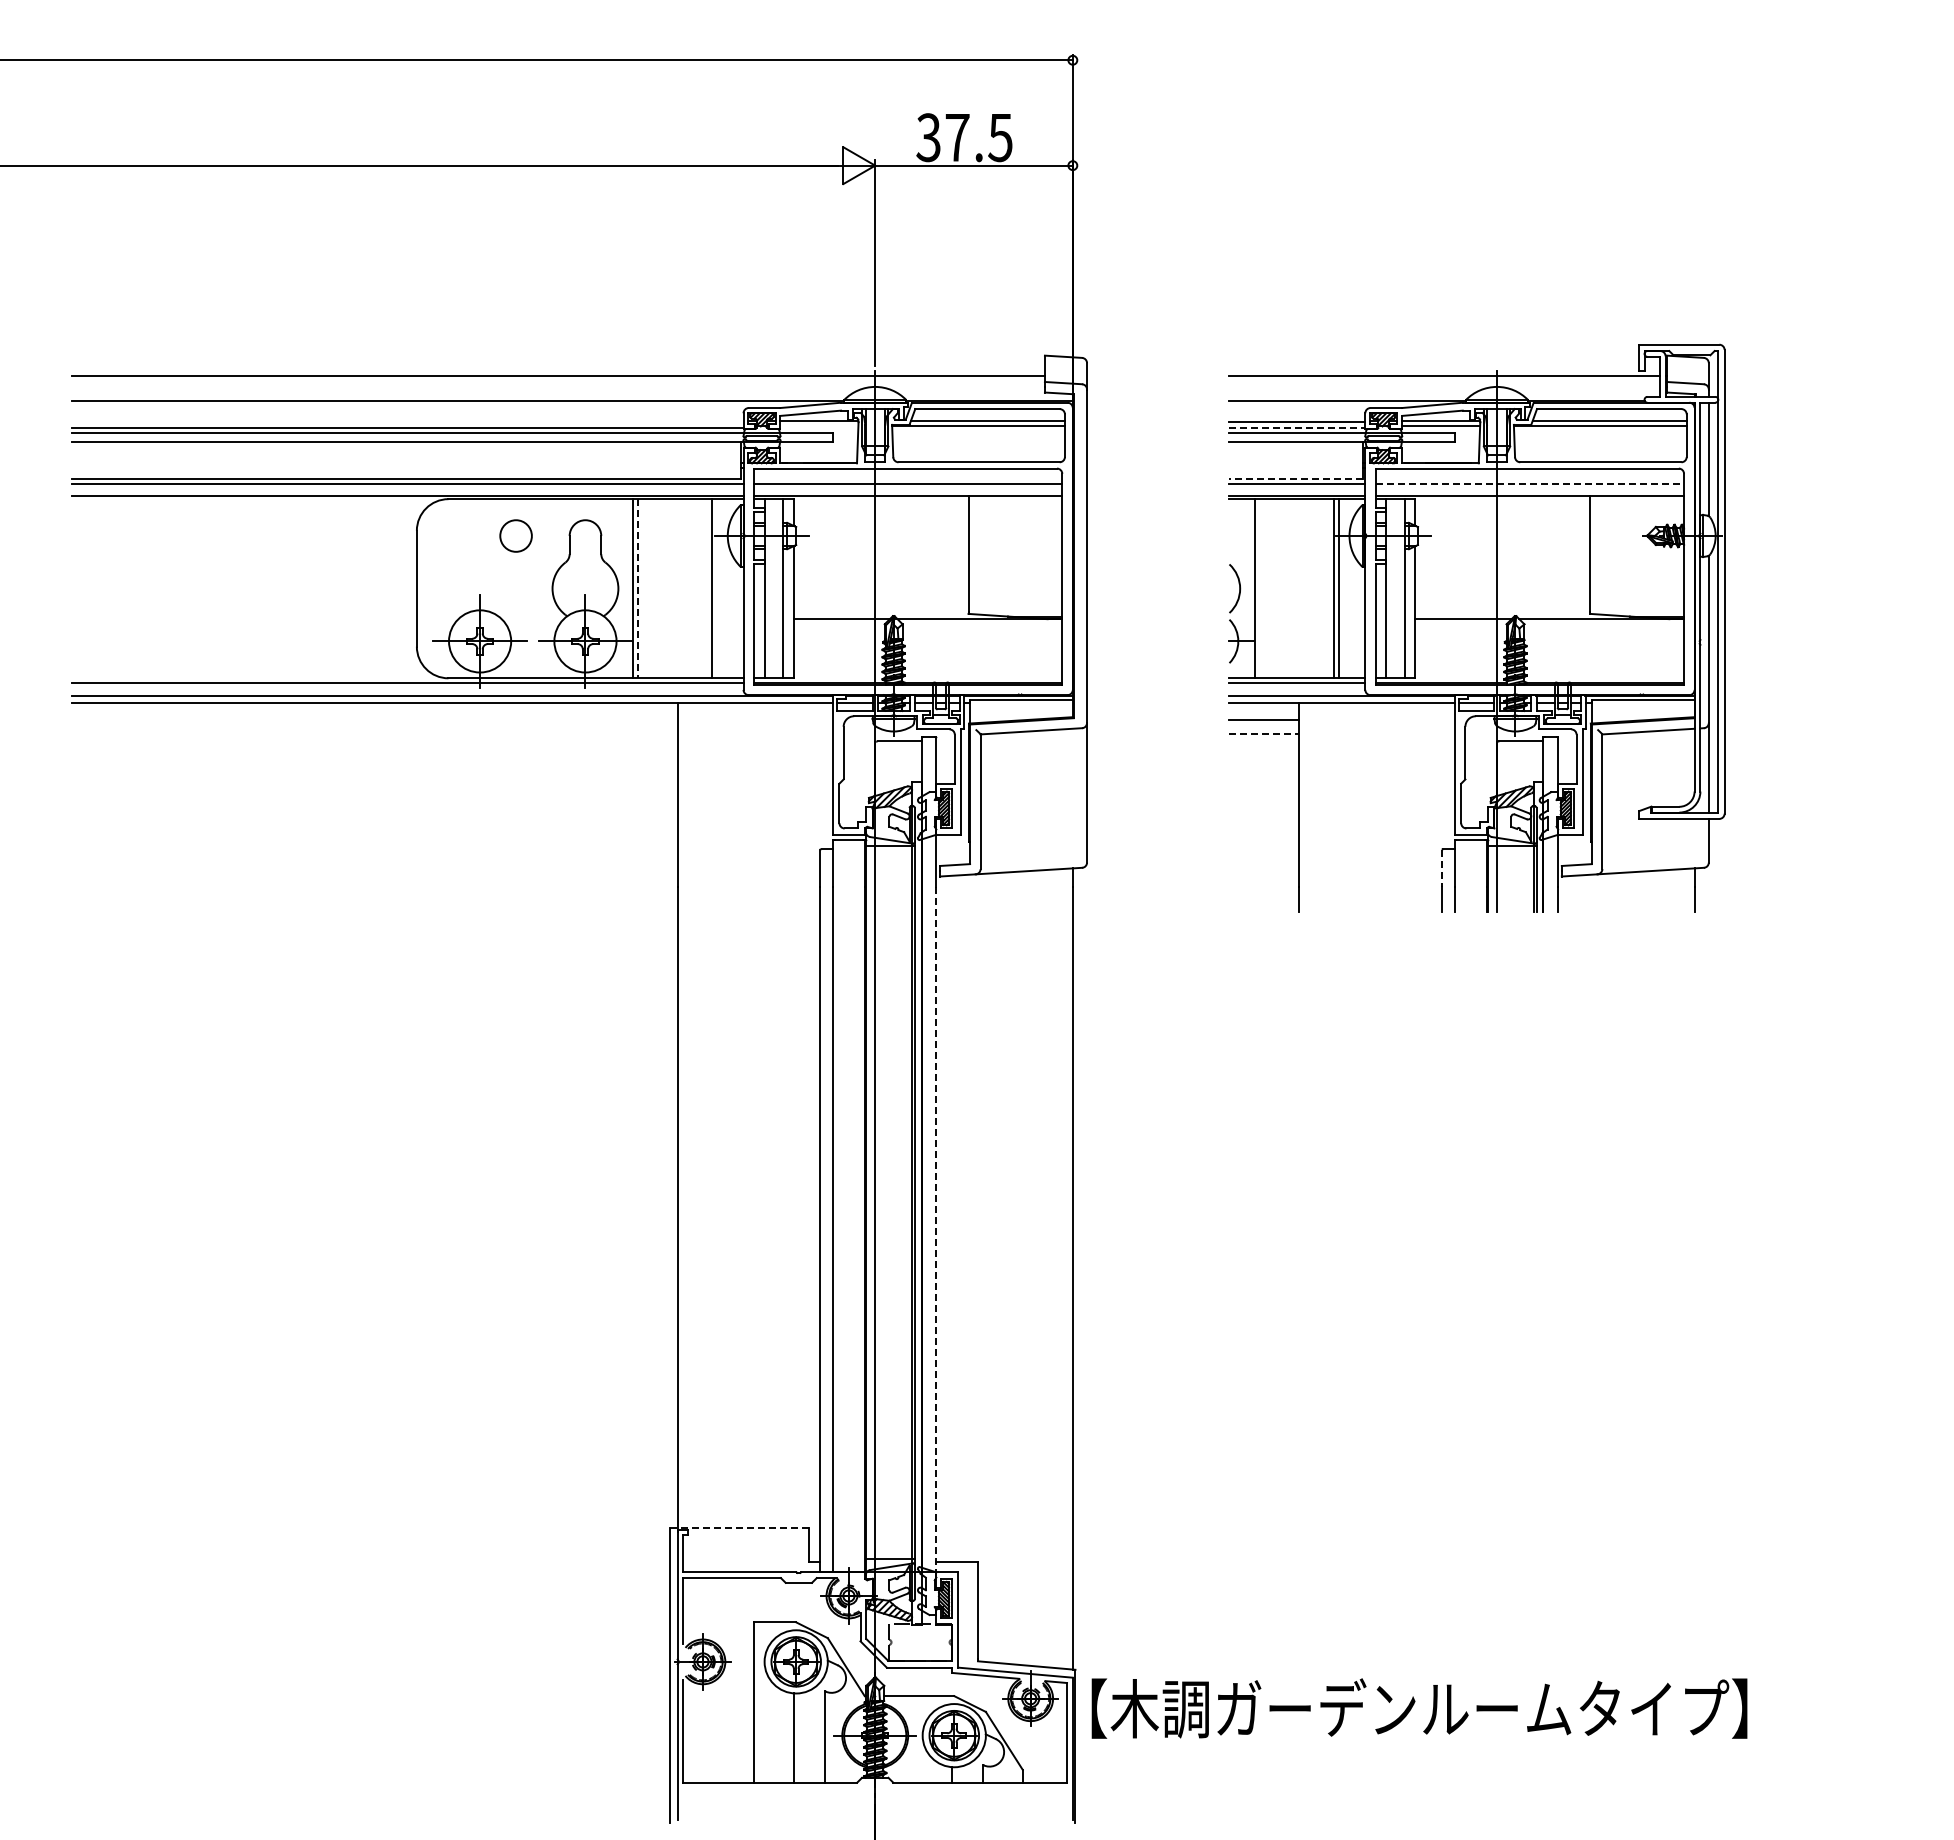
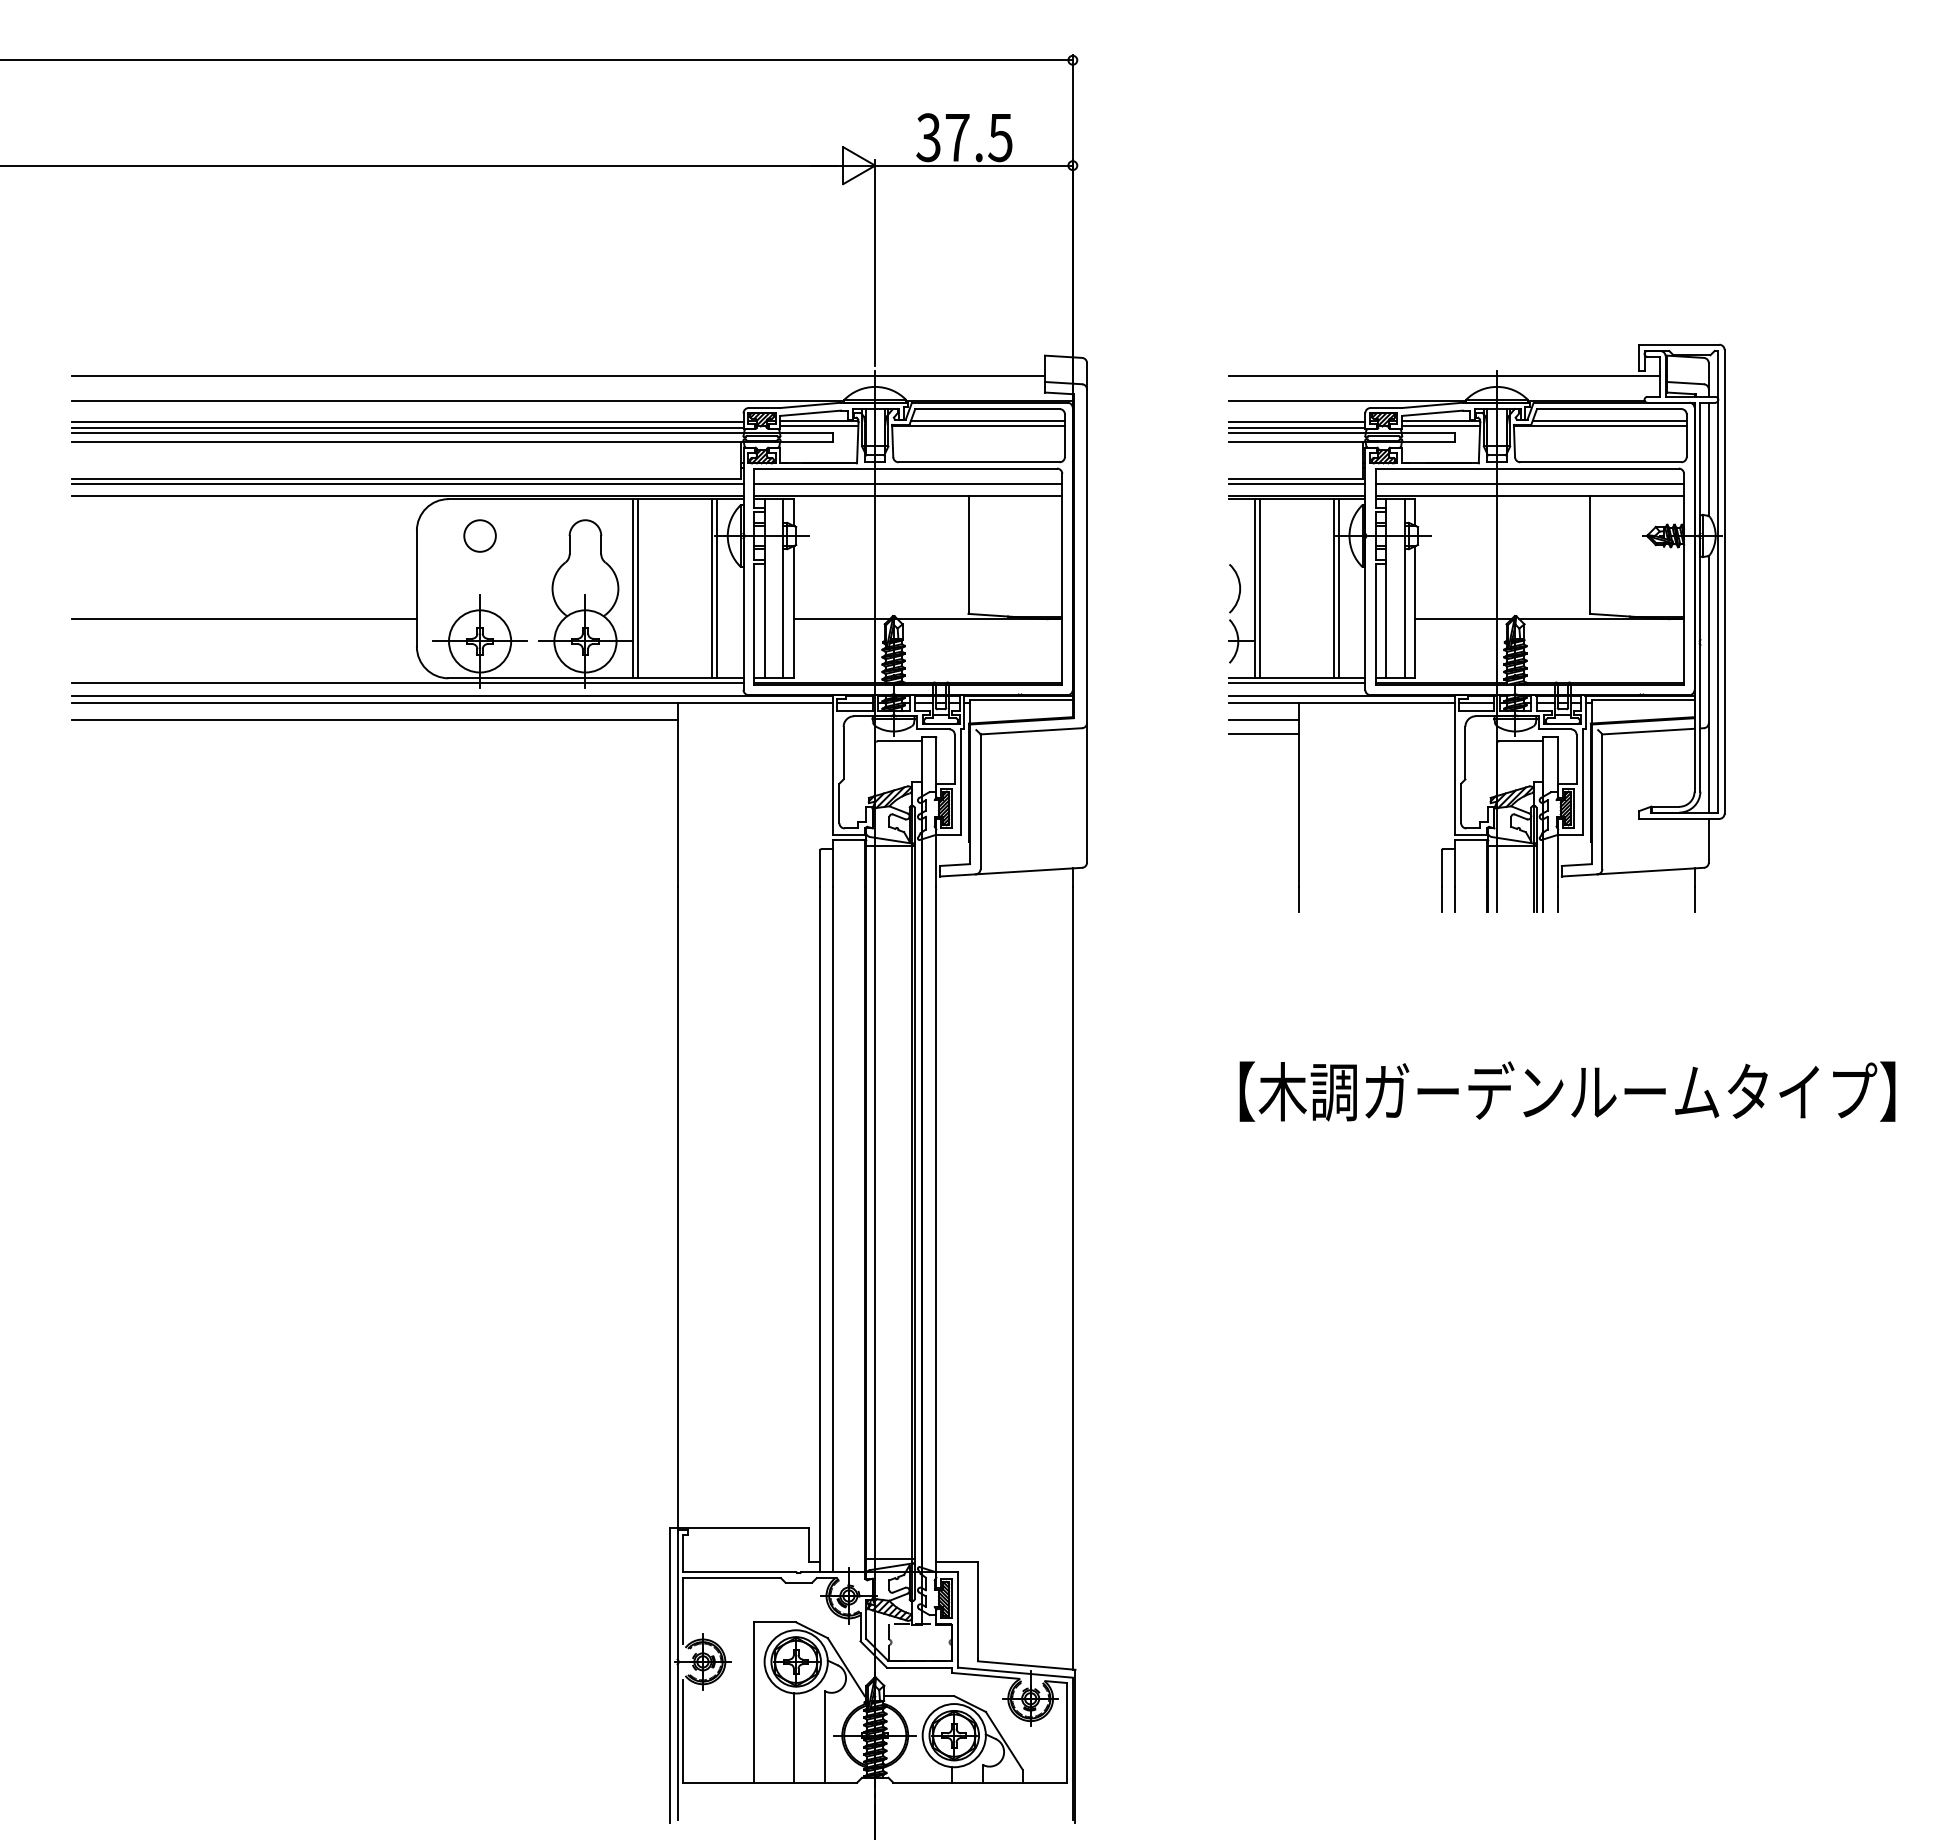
line: none -> present (407, 422)
line: none -> present (819, 426)
line: dashed -> solid (1297, 427)
line: dashed -> solid (1296, 479)
line: dashed -> solid (1530, 484)
circle position: (515, 535) -> (479, 535) (479, 535)
line: dashed -> solid (638, 588)
line: none -> present (717, 588)
line: none -> present (1259, 588)
line: none -> present (243, 619)
line: none -> present (374, 719)
line: dashed -> solid (1264, 734)
line: dashed -> solid (1441, 868)
line: dashed -> solid (936, 1230)
line: dashed -> solid (739, 1527)
text position: (1419, 1708) -> (1567, 1091) (1567, 1091)
